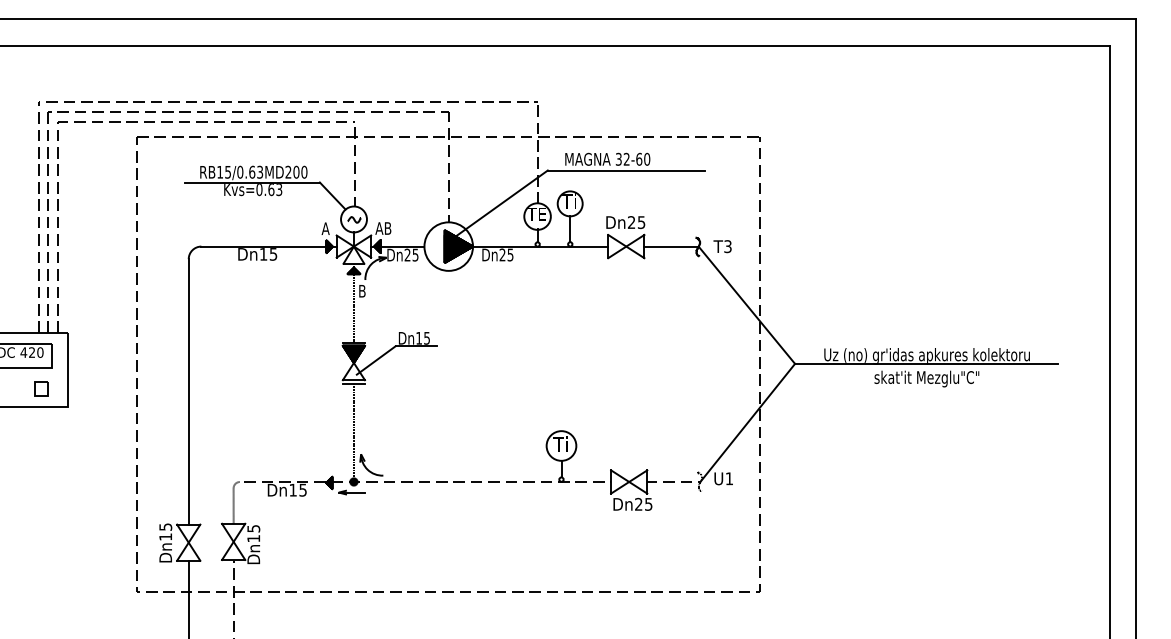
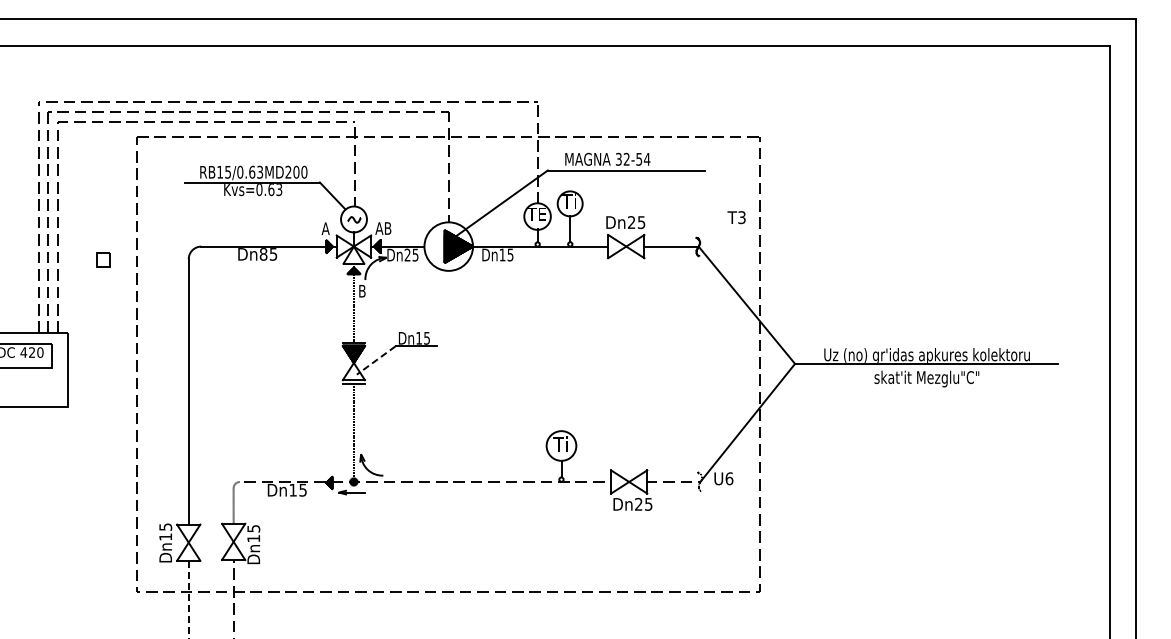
text: 32-60 -> 32-54 (643, 158)
text position: (722, 246) -> (736, 217) (736, 217)
text: Dn15 -> Dn85 (263, 254)
text: Dn25 -> Dn15 (502, 254)
line: solid -> dashed (376, 360)
part position: (41, 388) -> (103, 259) (103, 259)
text: U1 -> U6 (729, 478)
line: solid -> dashed (188, 599)
